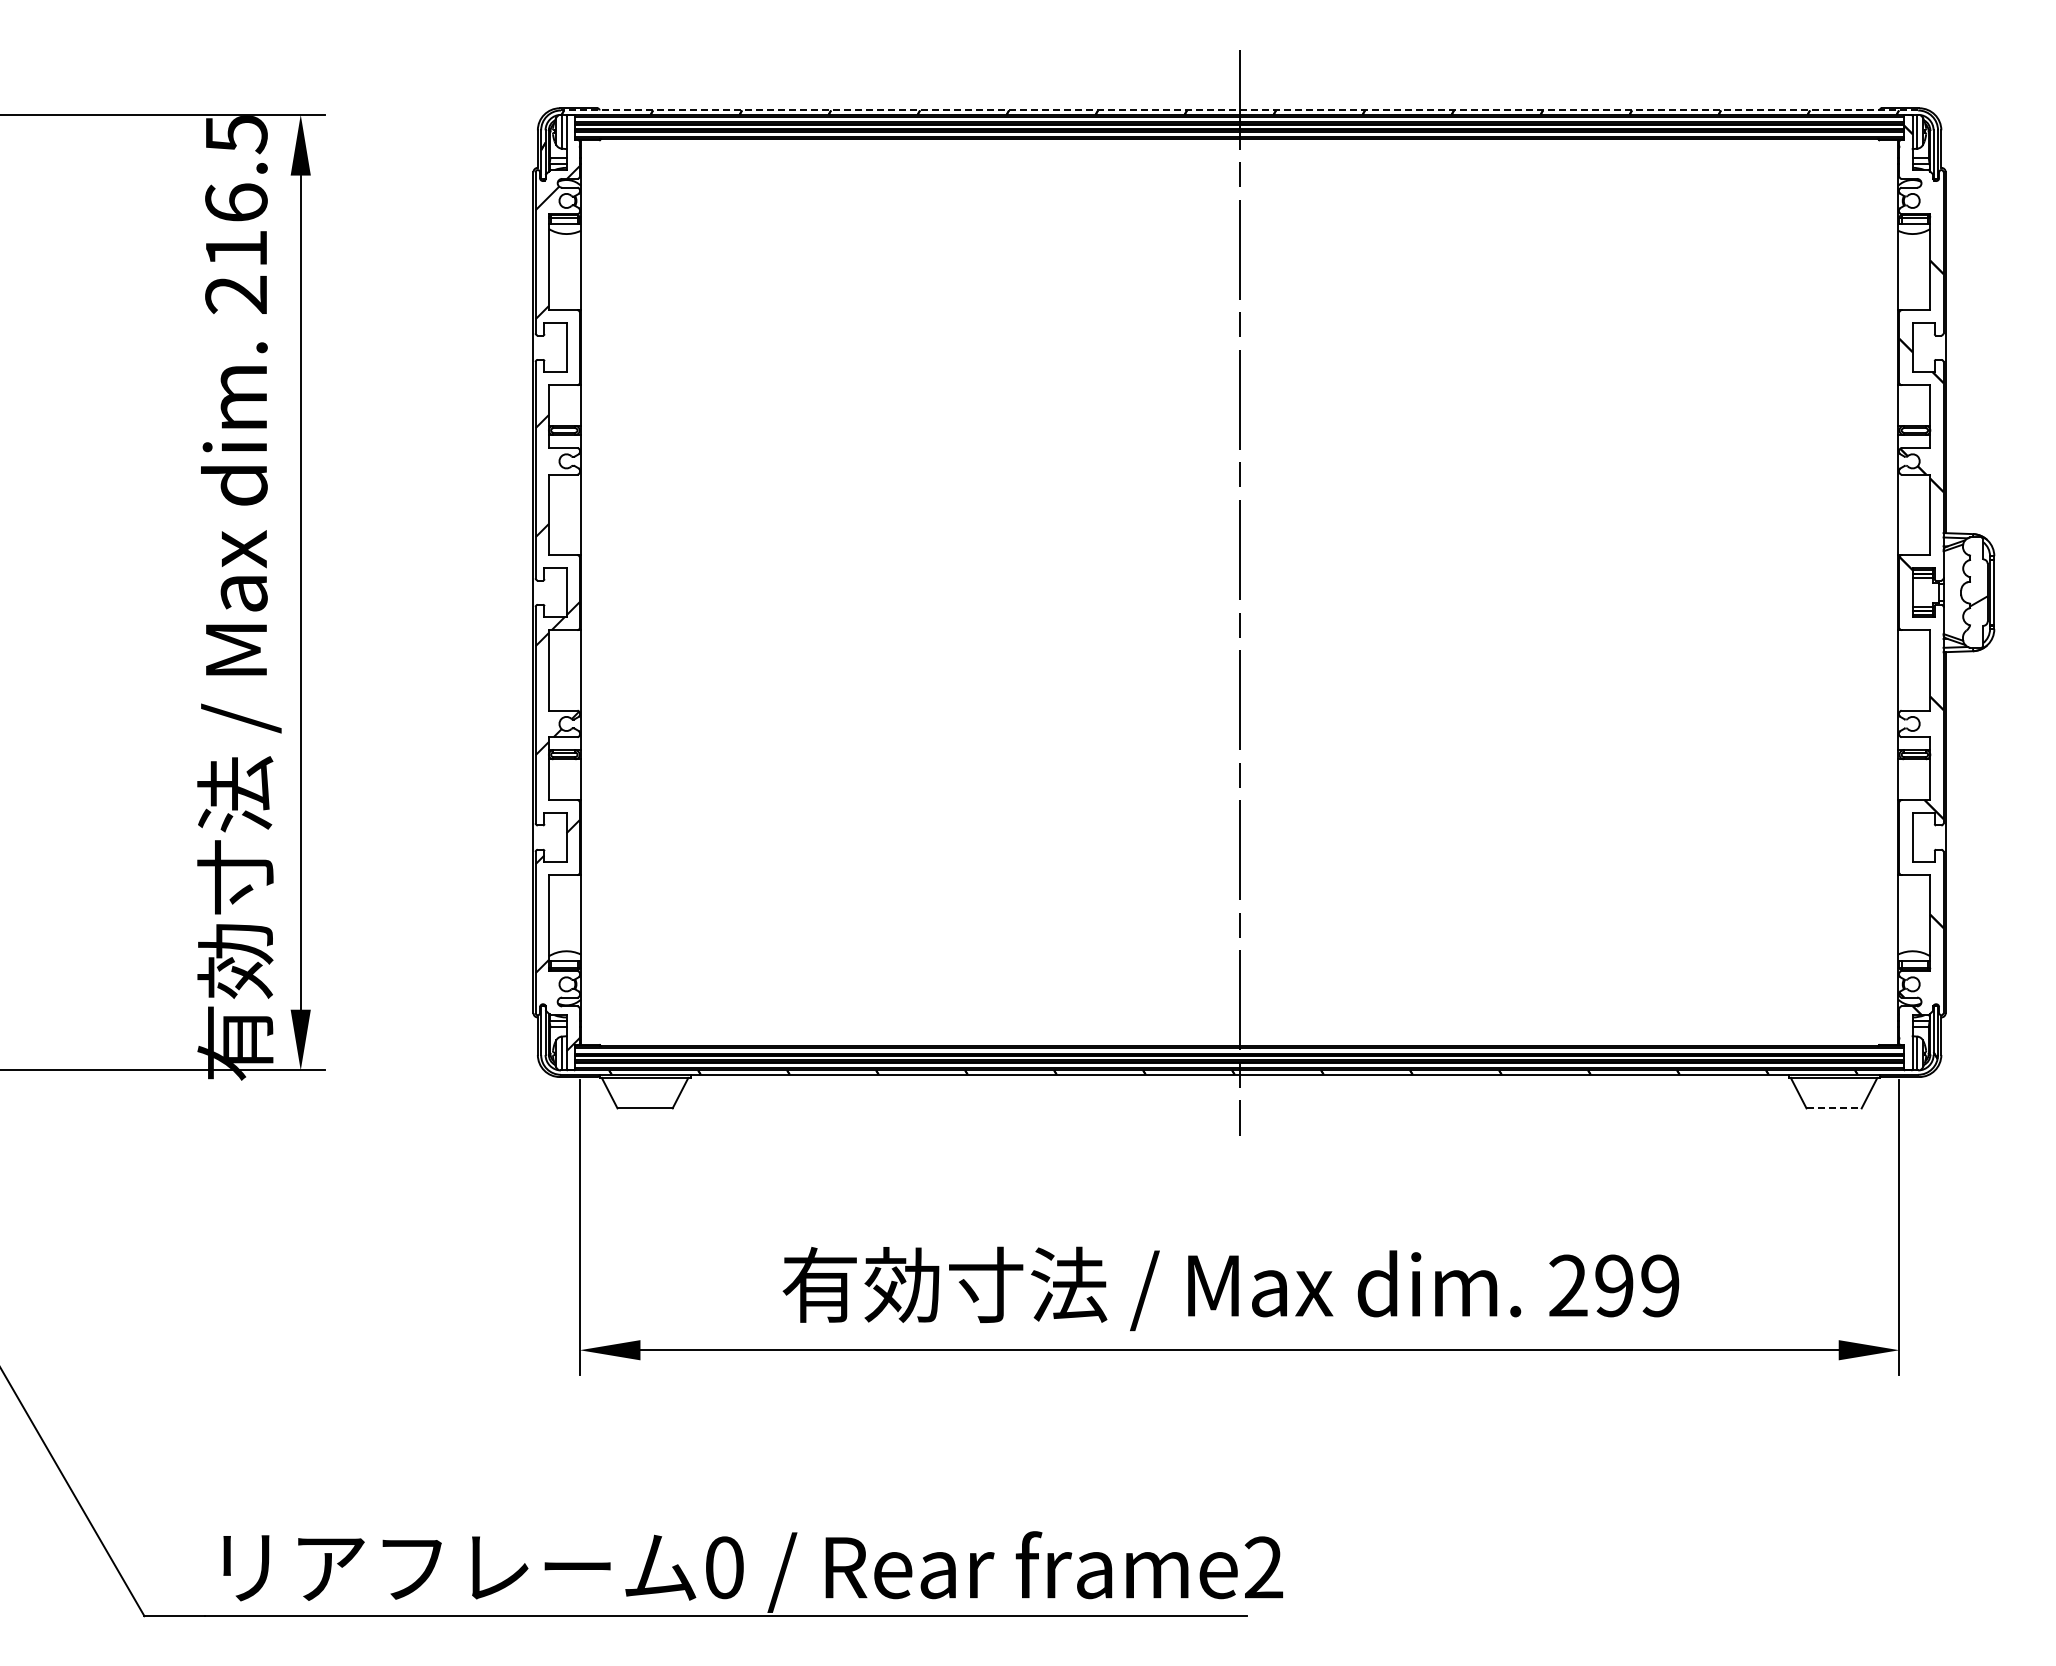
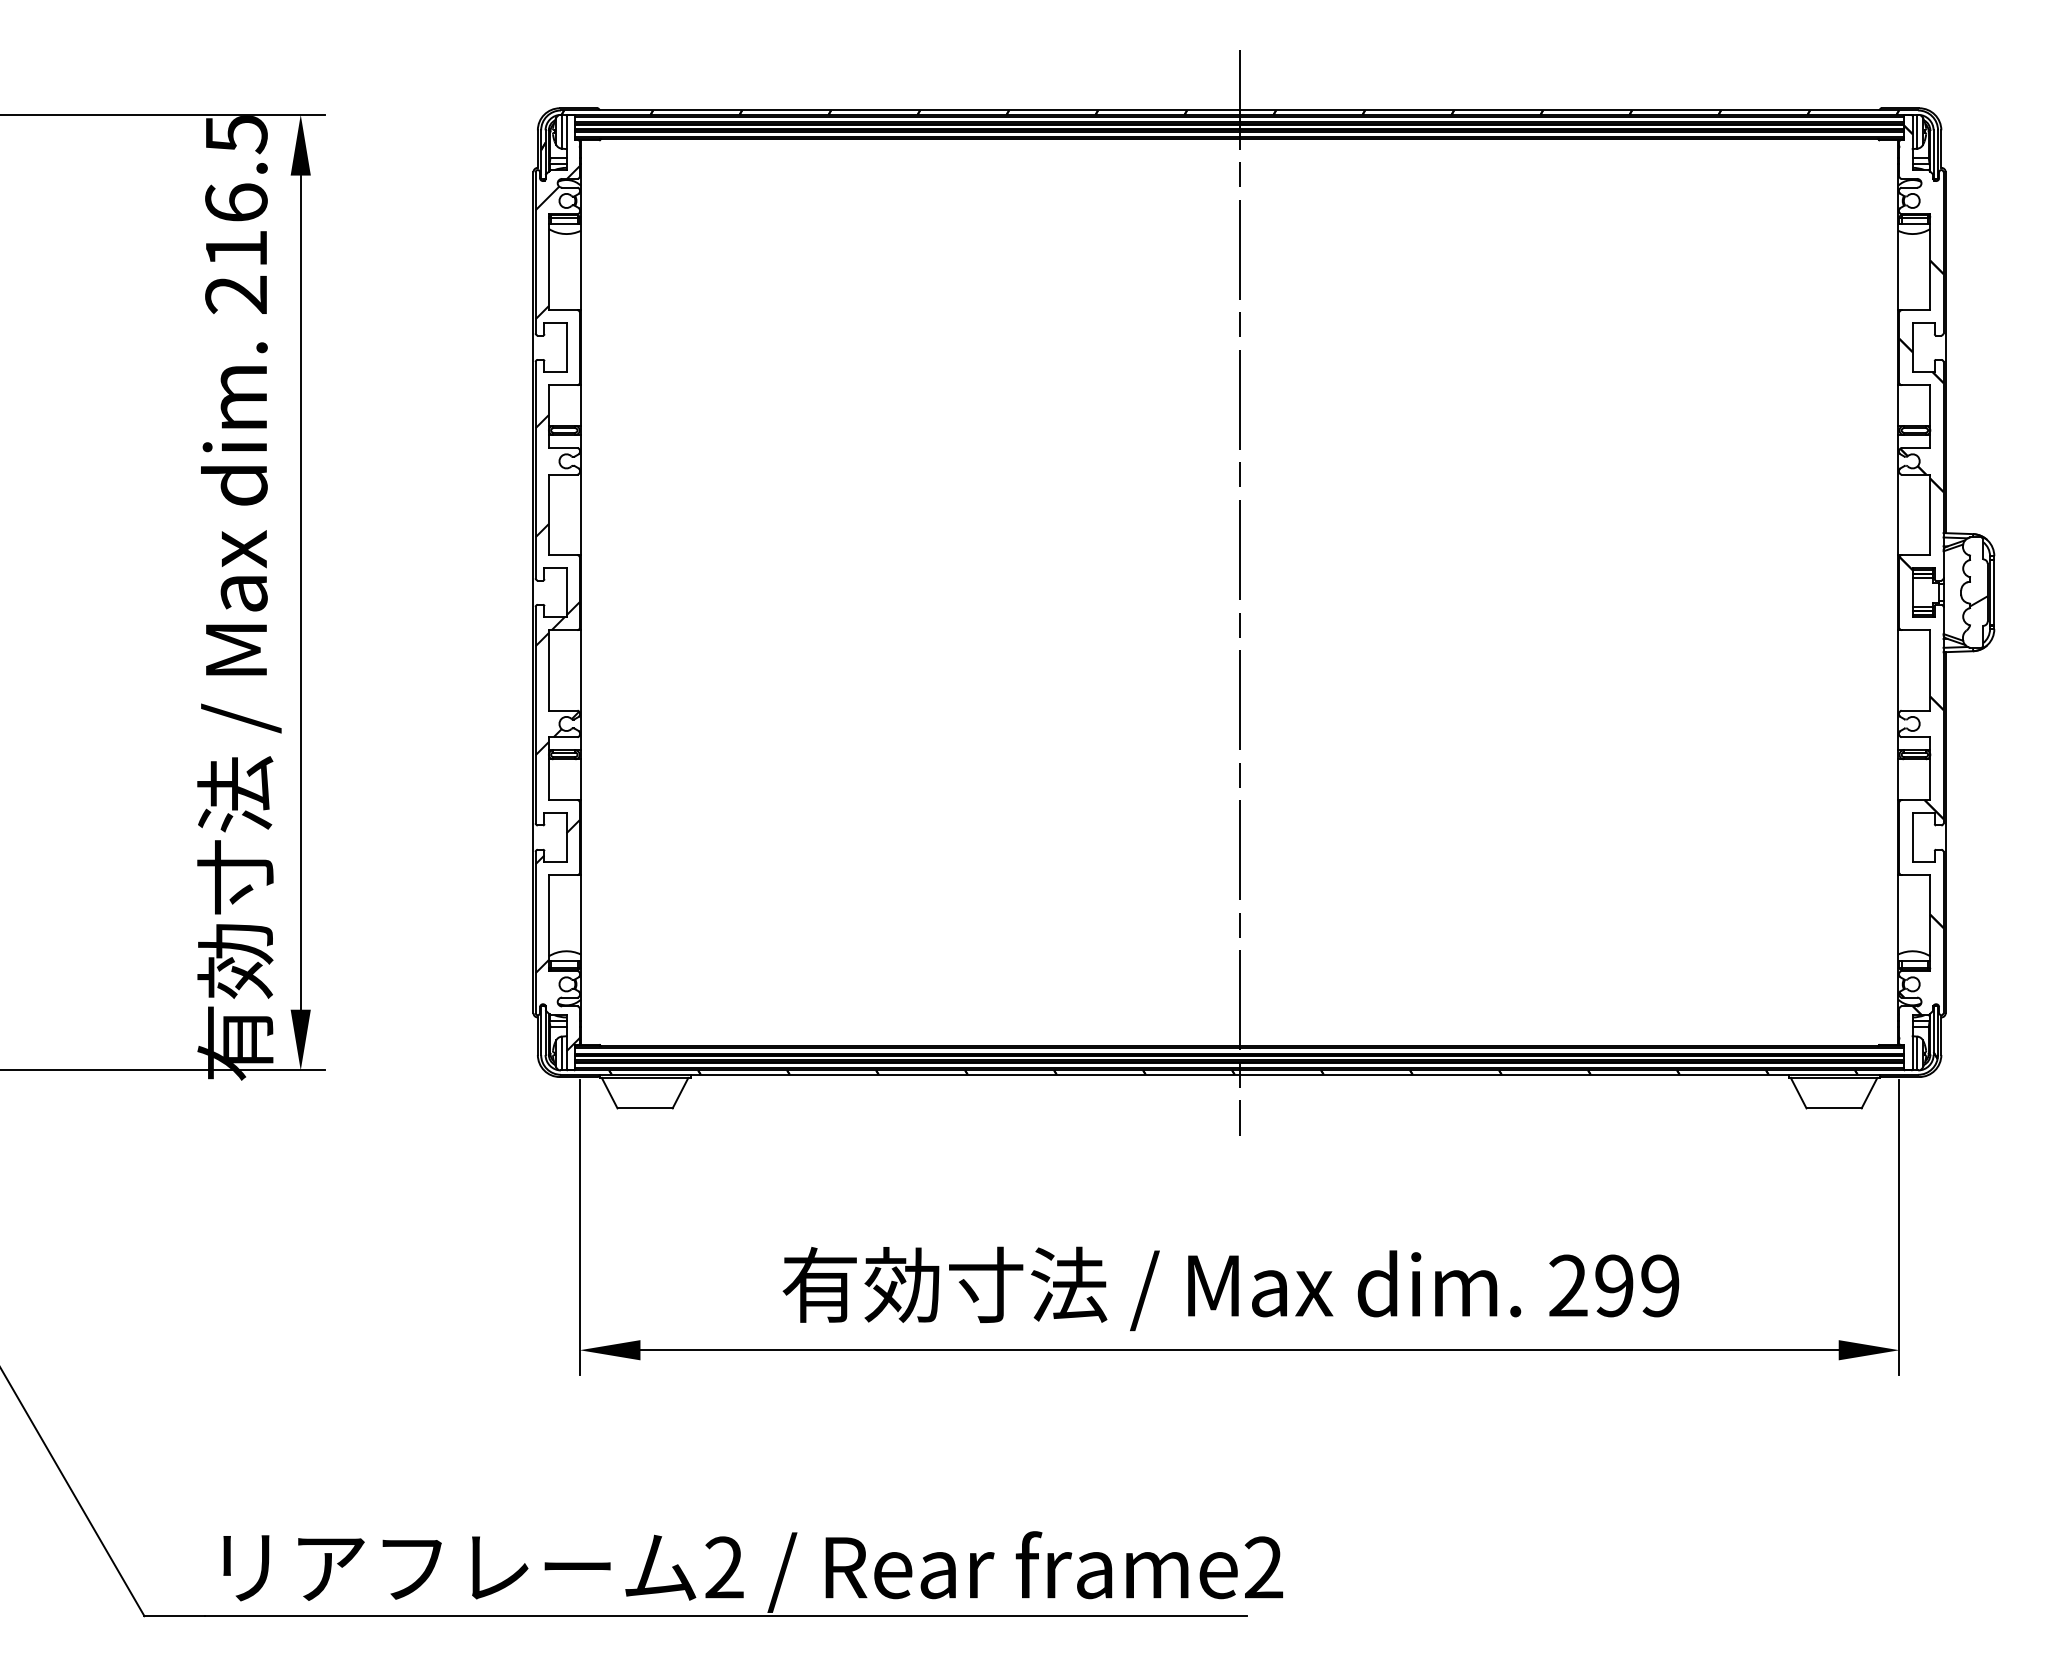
line: dashed -> solid (1239, 110)
line: dashed -> solid (1834, 1108)
text: 0 -> 2 (724, 1567)
